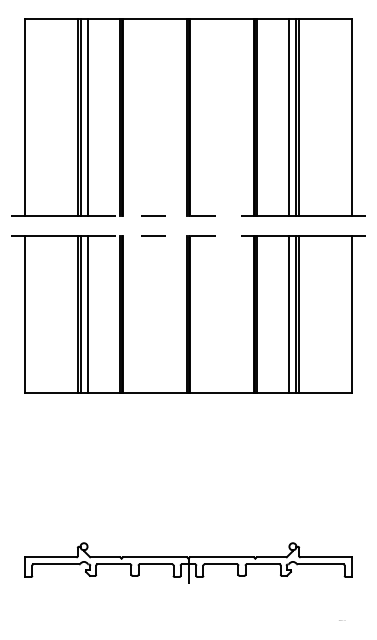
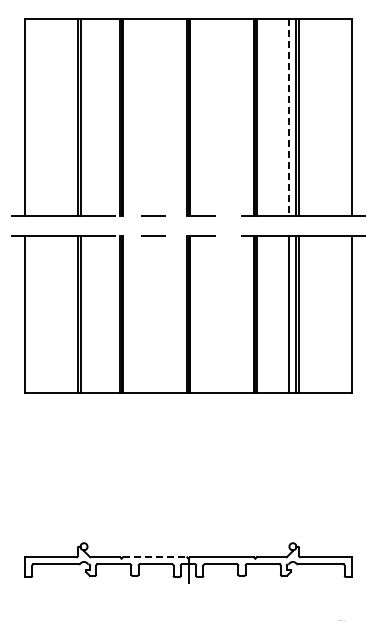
line: present -> none (87, 117)
line: solid -> dashed (289, 118)
line: present -> none (87, 313)
line: solid -> dashed (155, 557)
